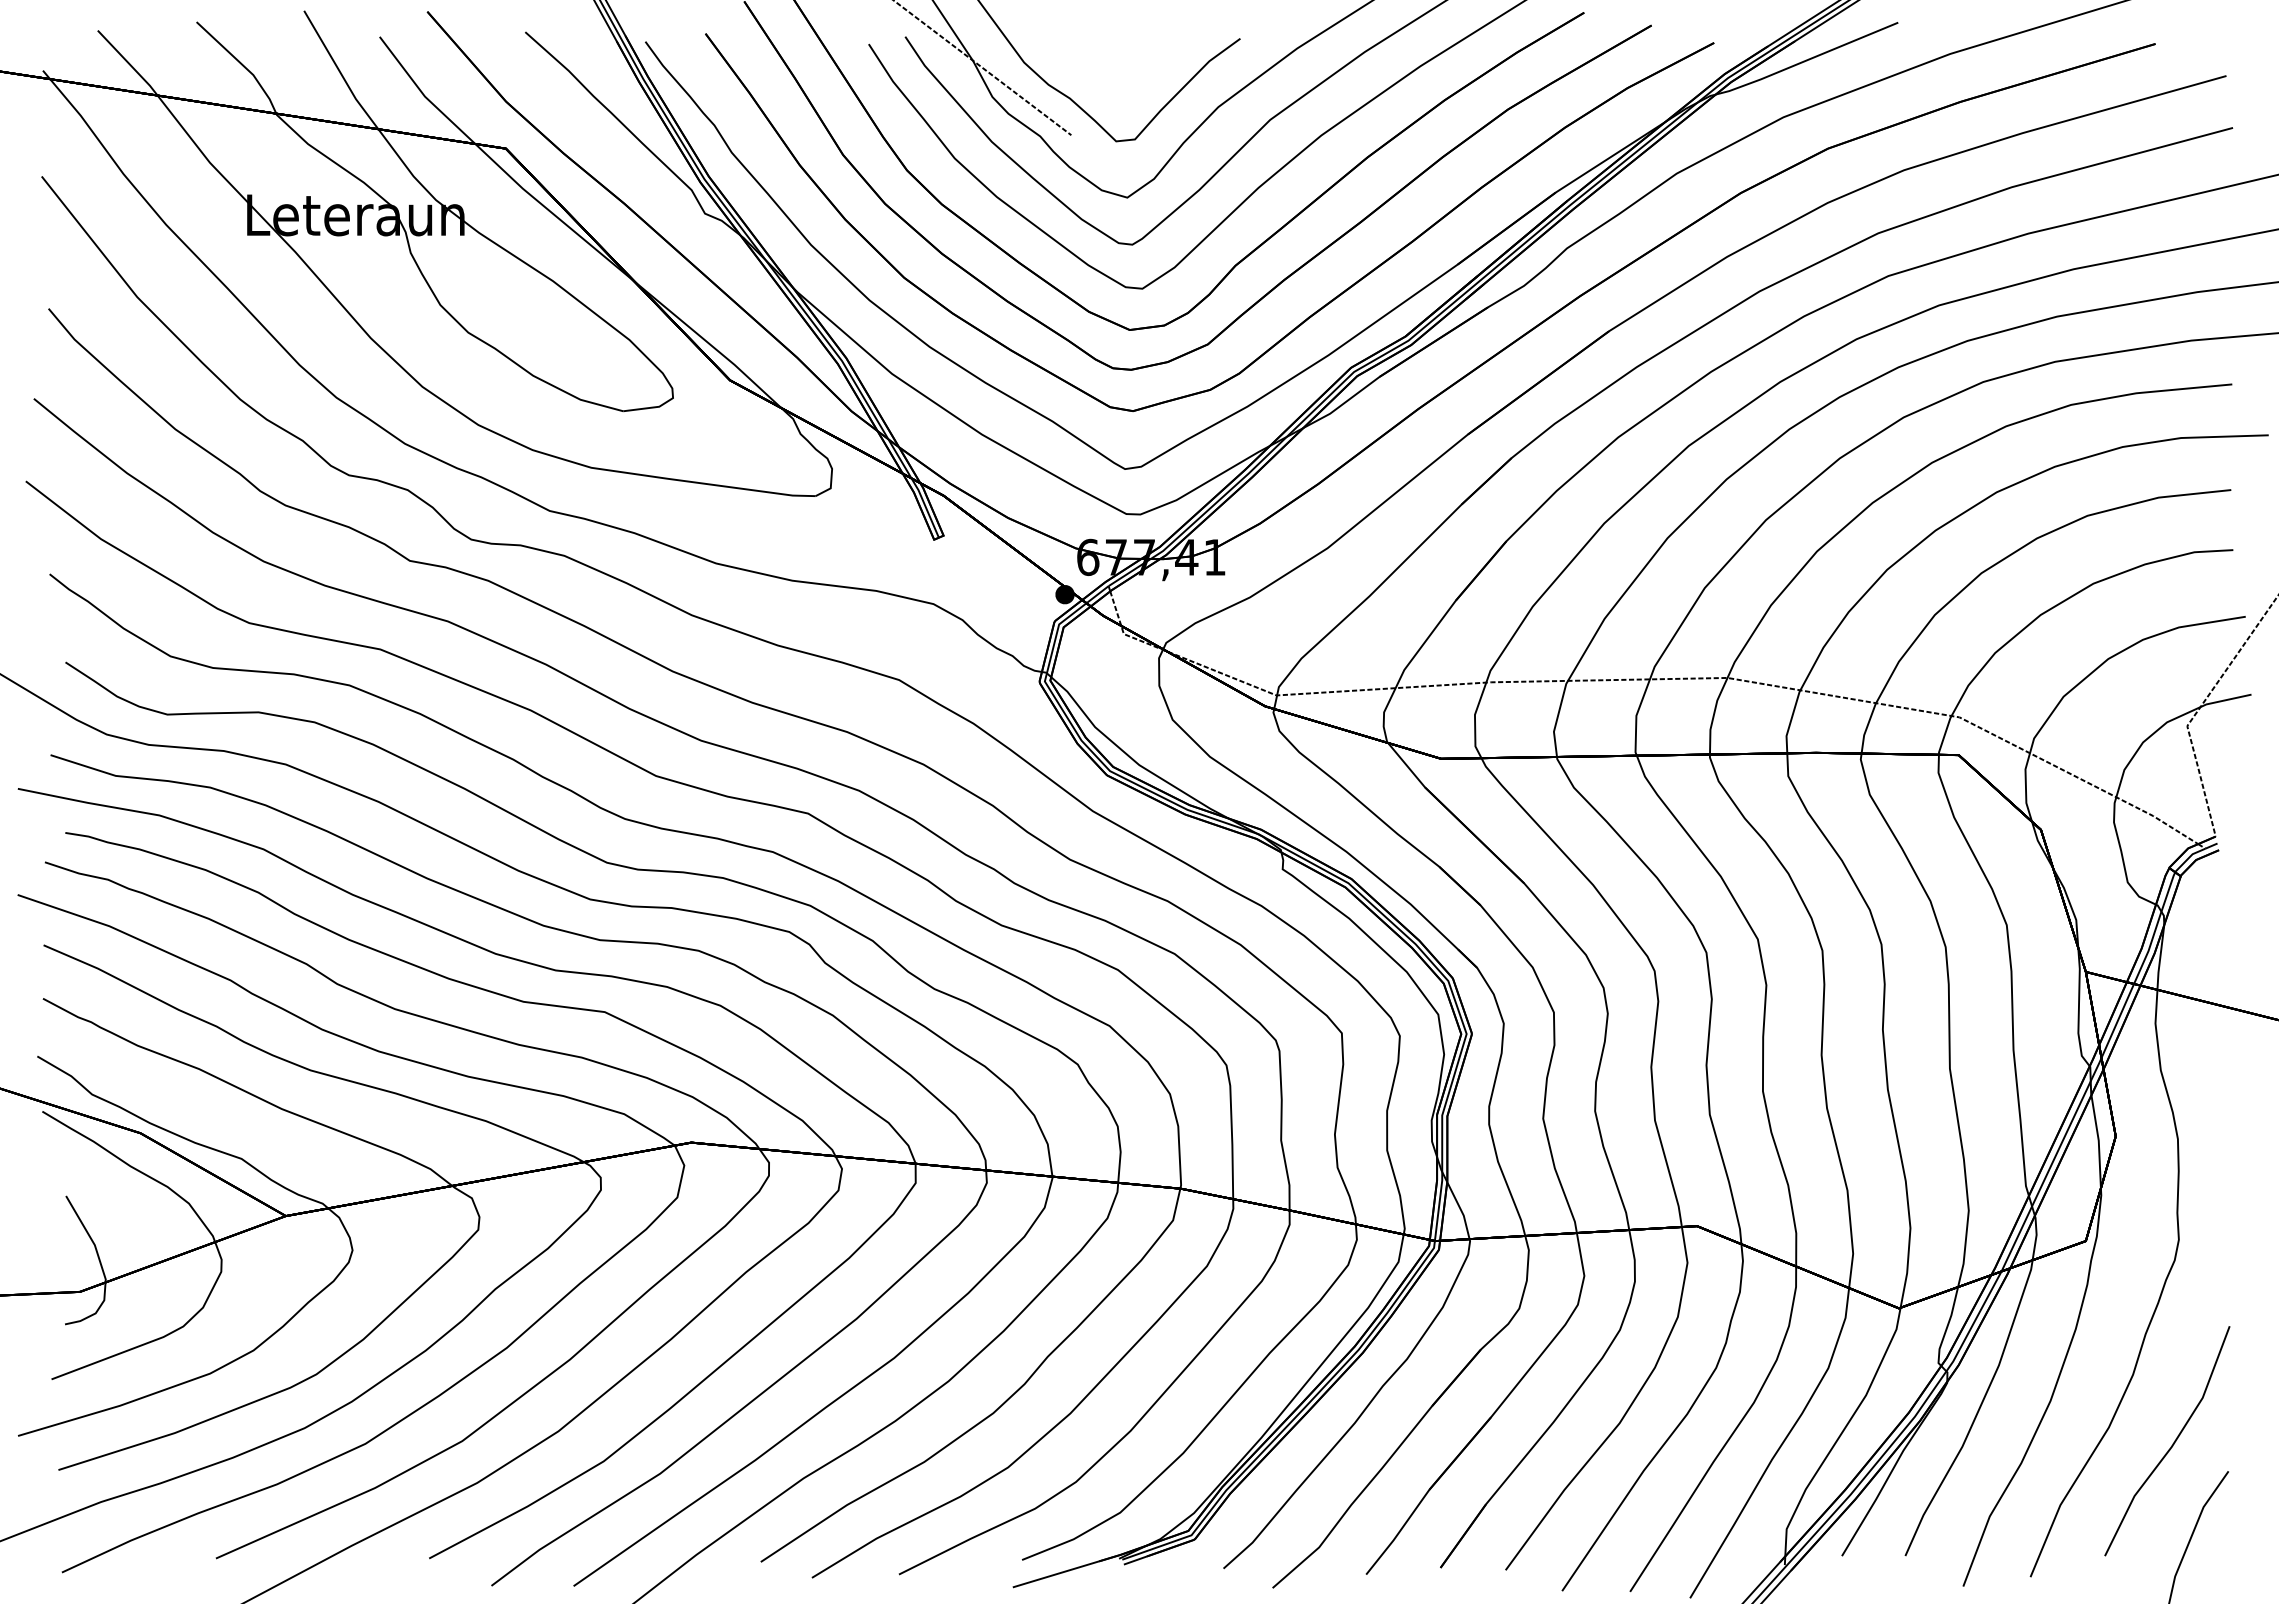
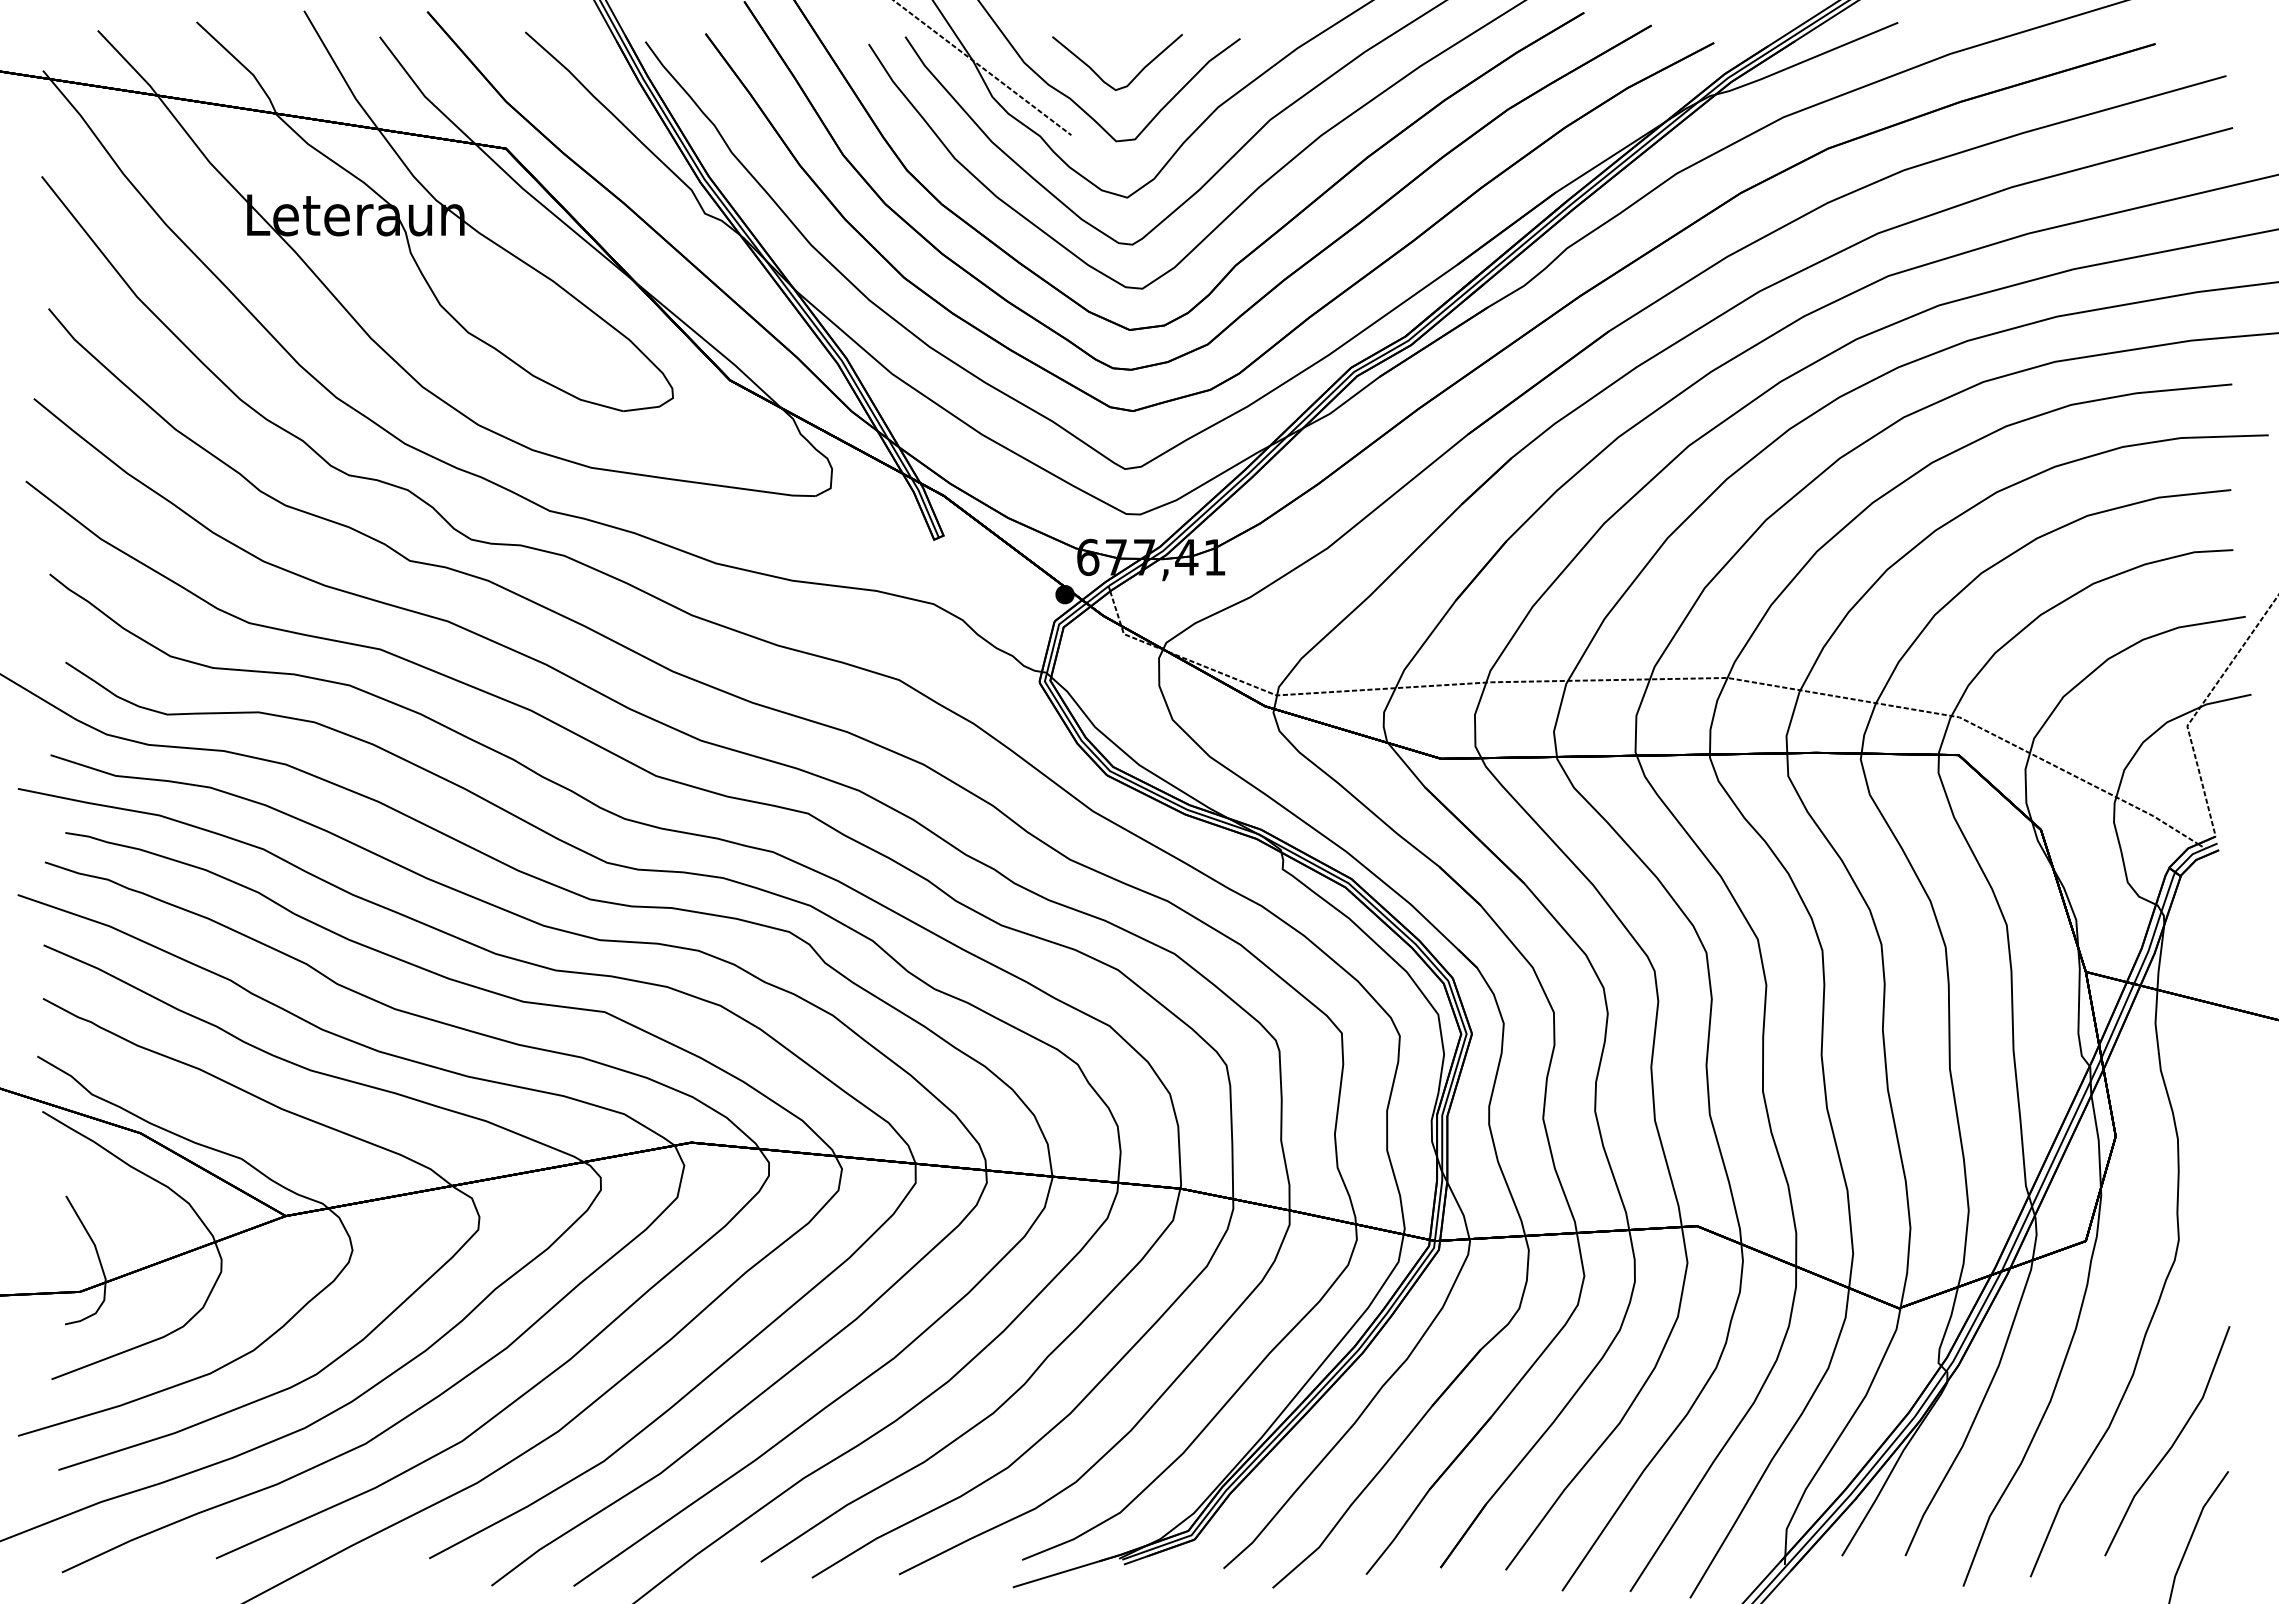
curve: none -> present (1101, 77)
